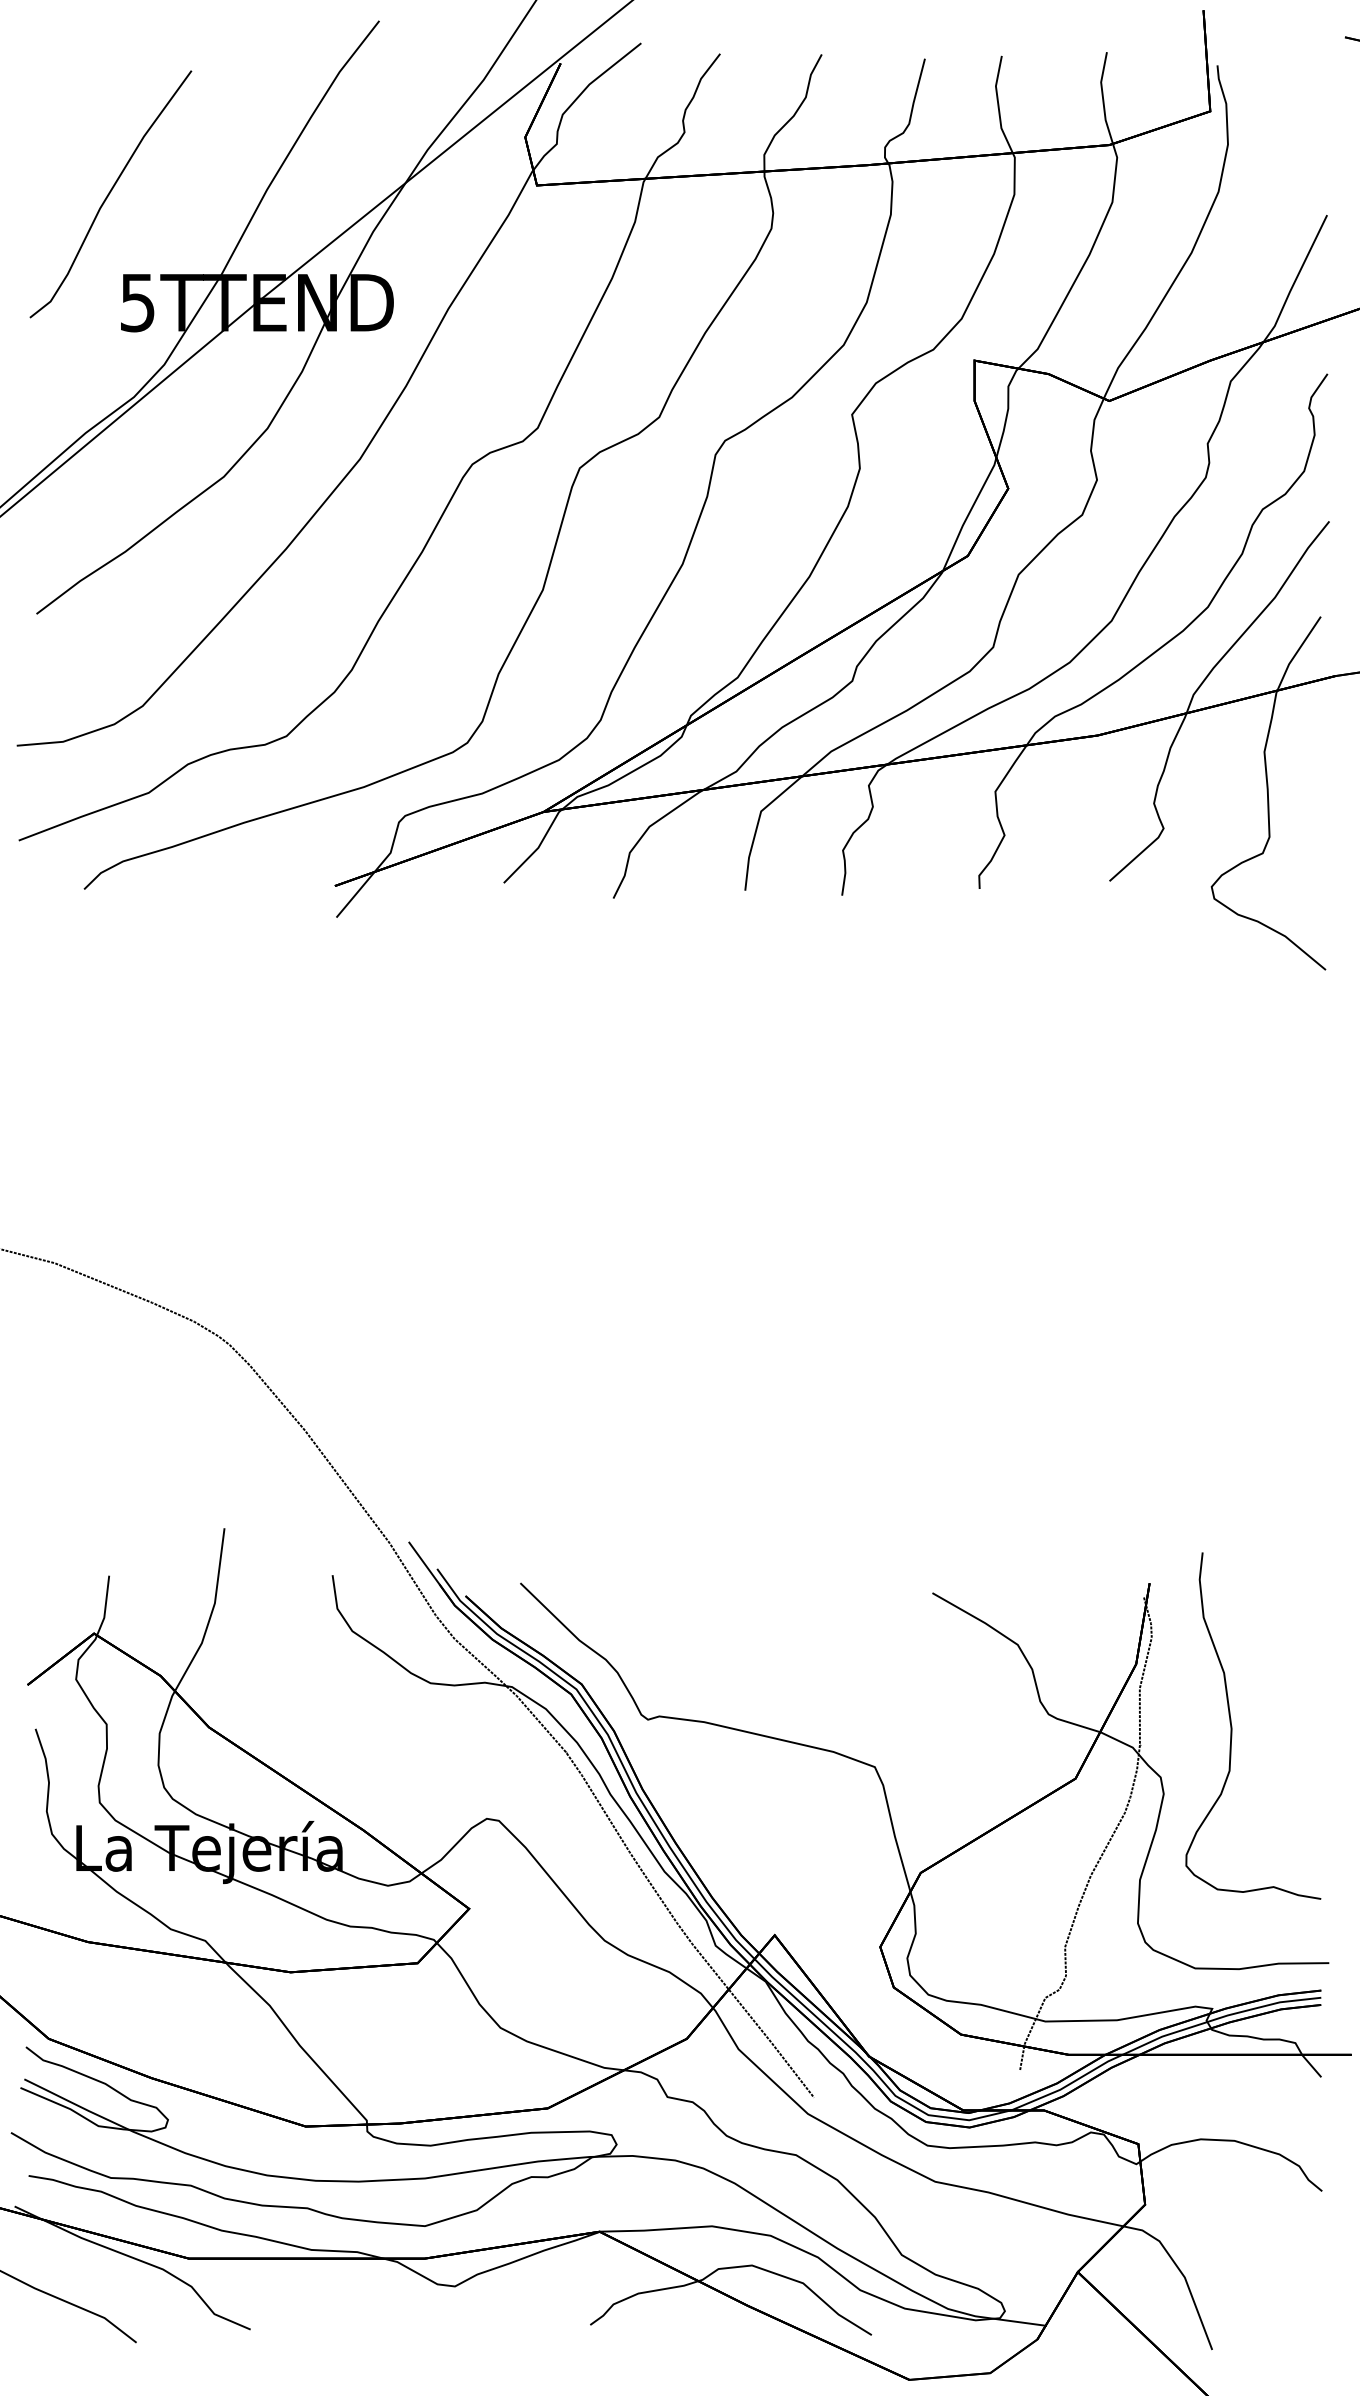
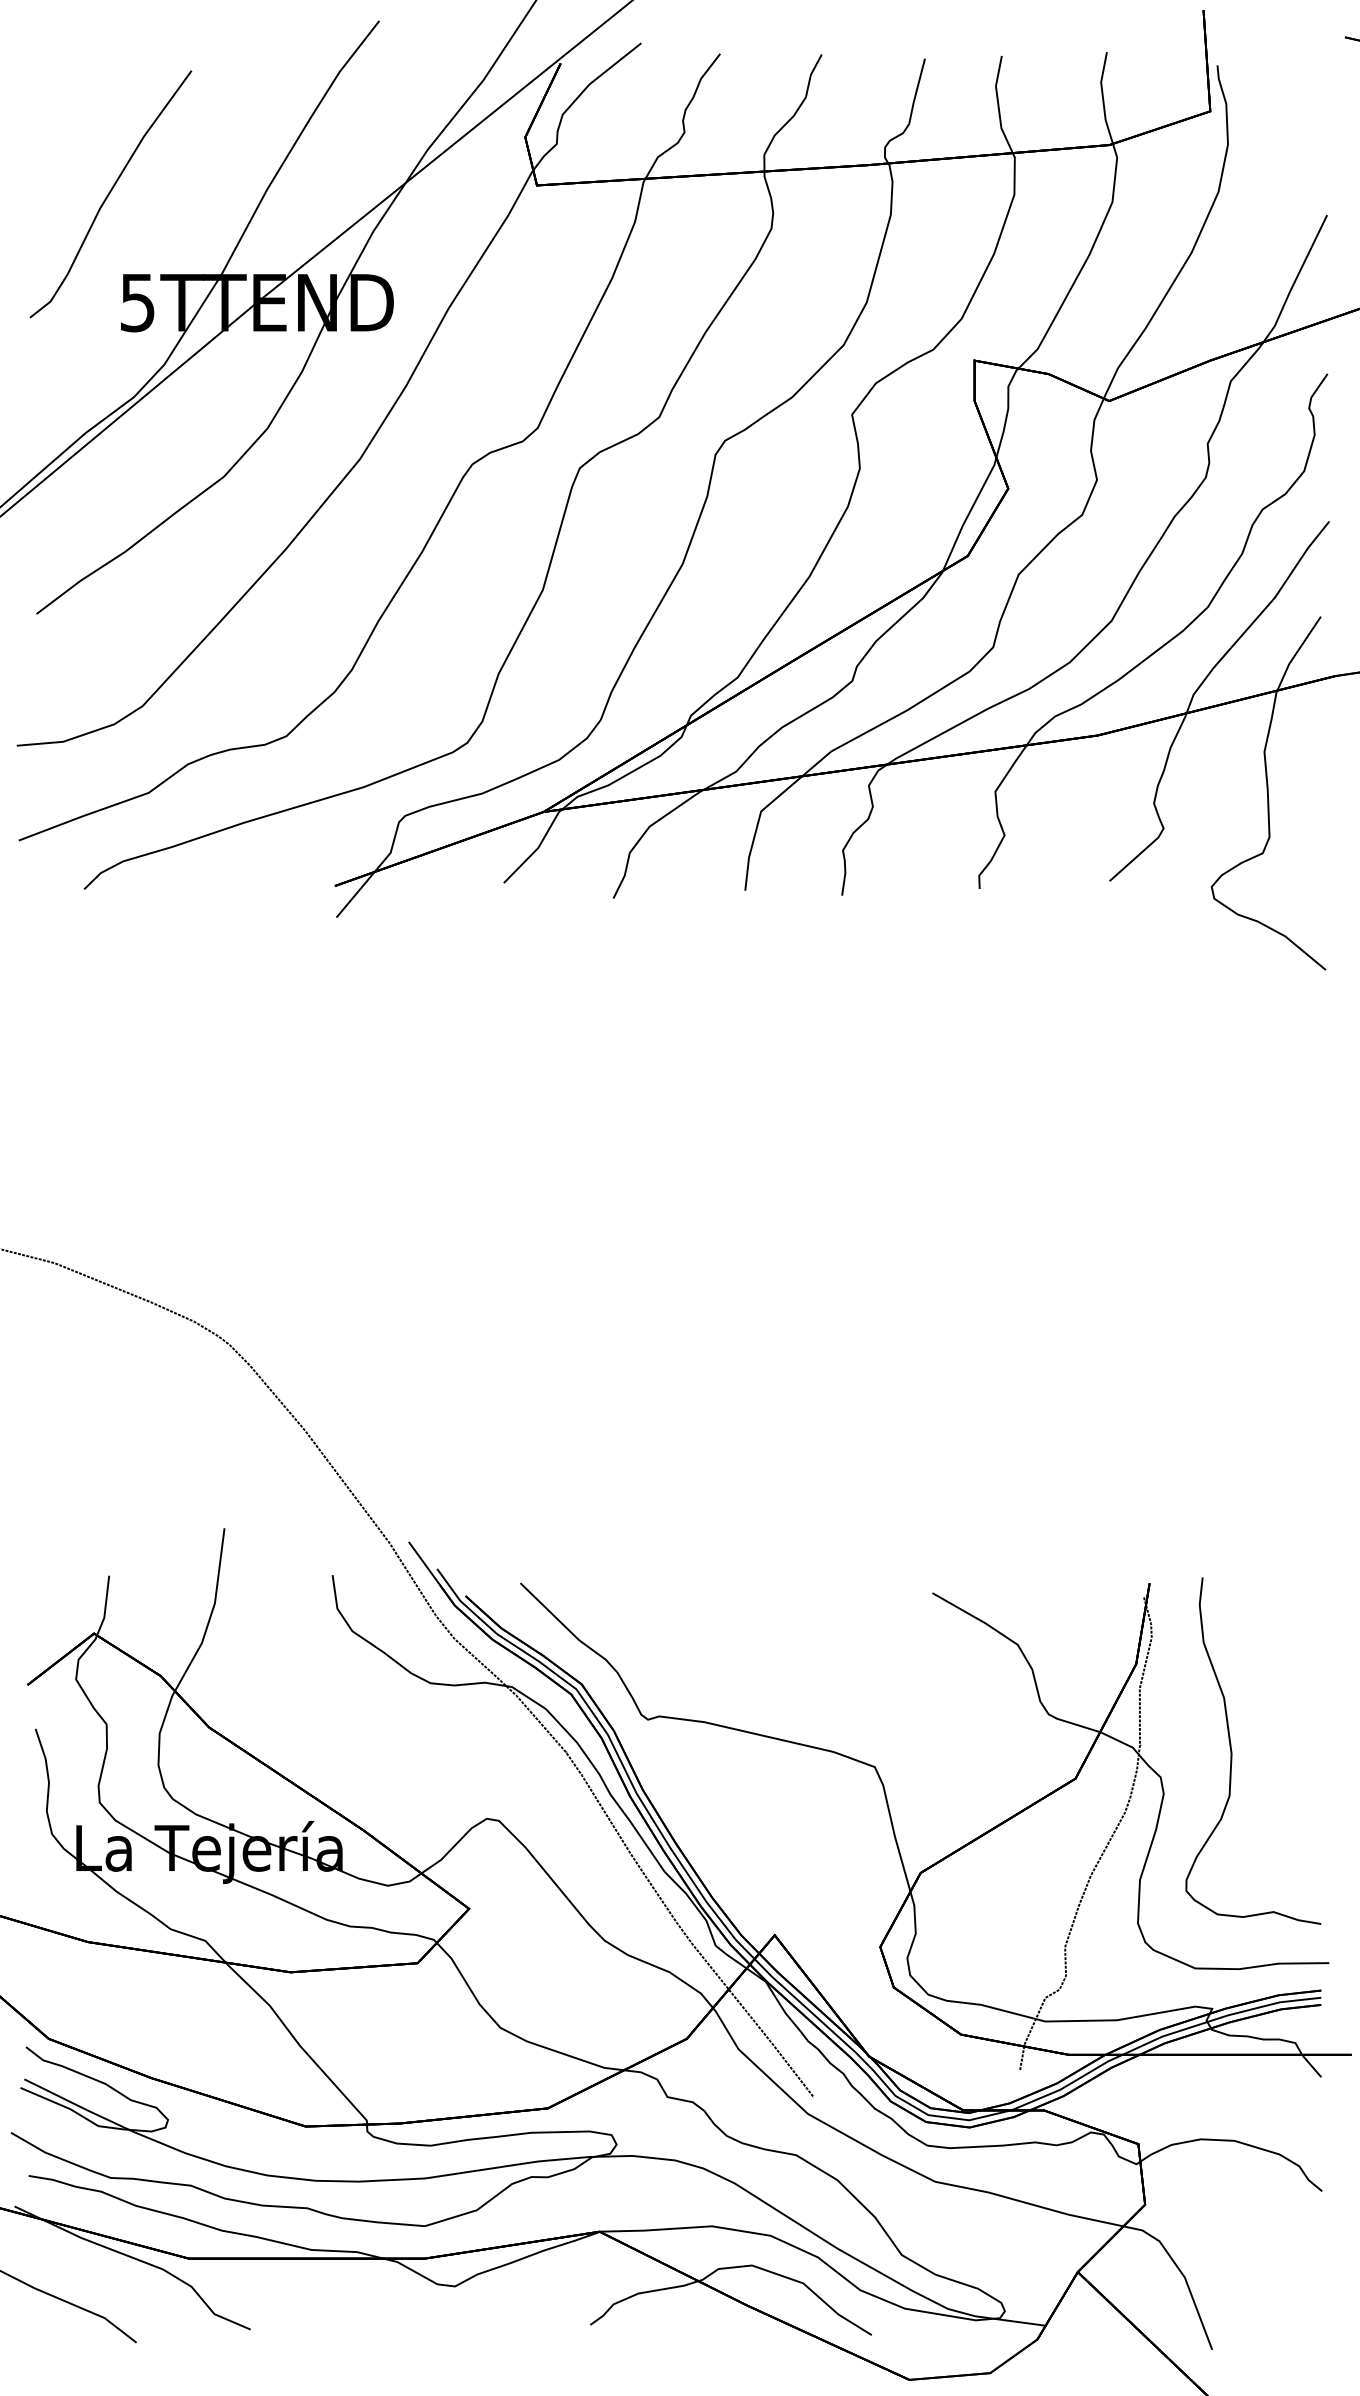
part position: (1232, 1725) -> (1232, 1750) (1232, 1750)
